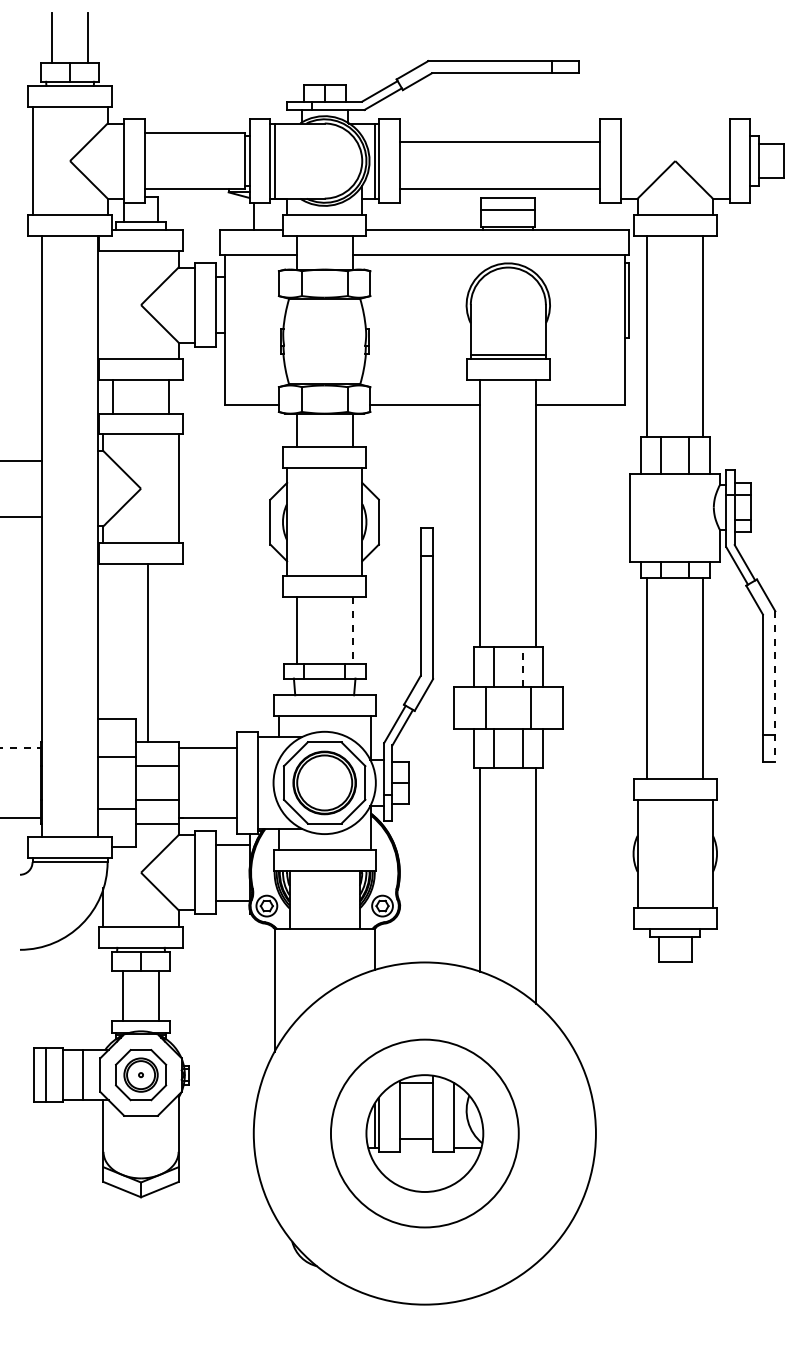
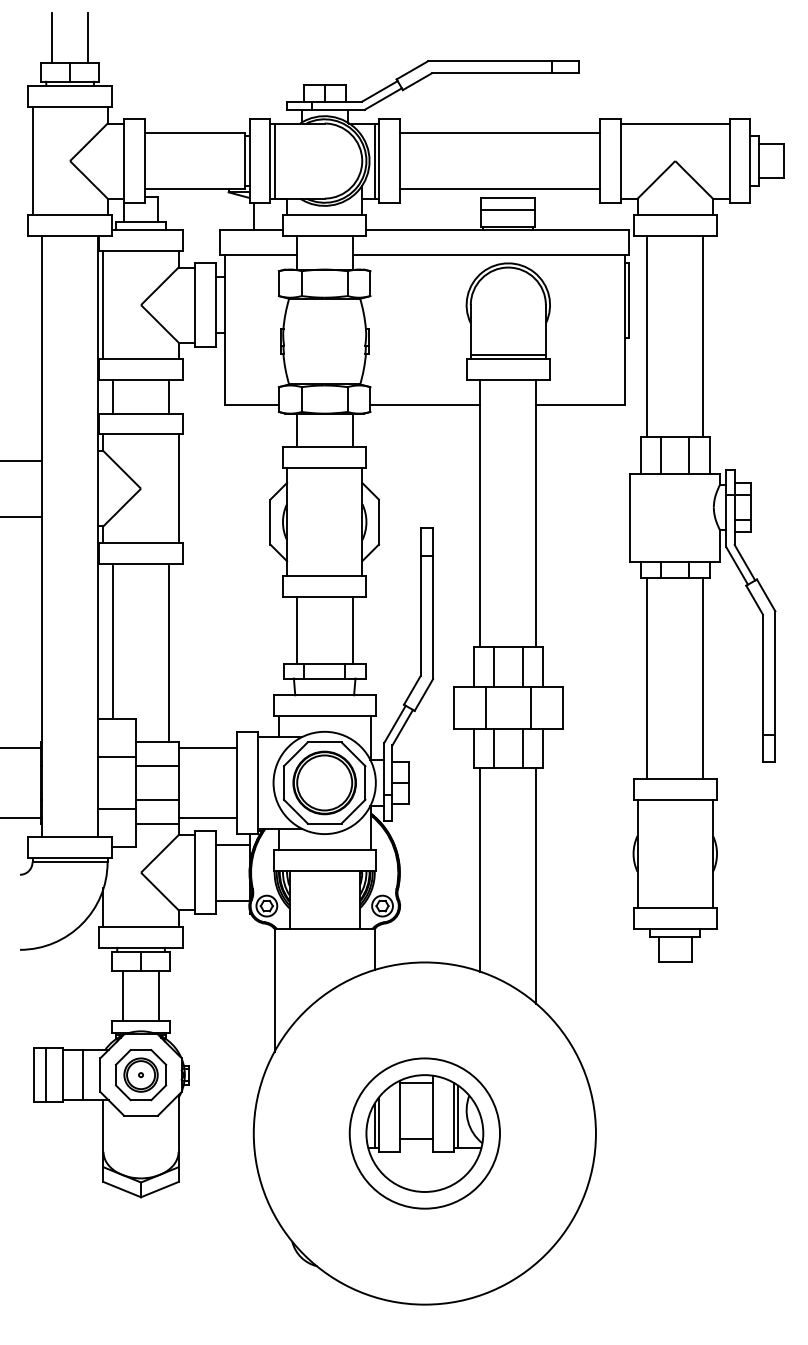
line: none -> present (675, 123)
line position: (499, 142) -> (499, 133) (499, 133)
line: none -> present (103, 304)
line: dashed -> solid (352, 631)
line: none -> present (113, 641)
line position: (148, 652) -> (169, 652) (169, 652)
line: dashed -> solid (522, 667)
line: dashed -> solid (775, 687)
line: dashed -> solid (21, 747)
line: none -> present (458, 1116)
circle diameter: 188 px -> 150 px (424, 1133)
